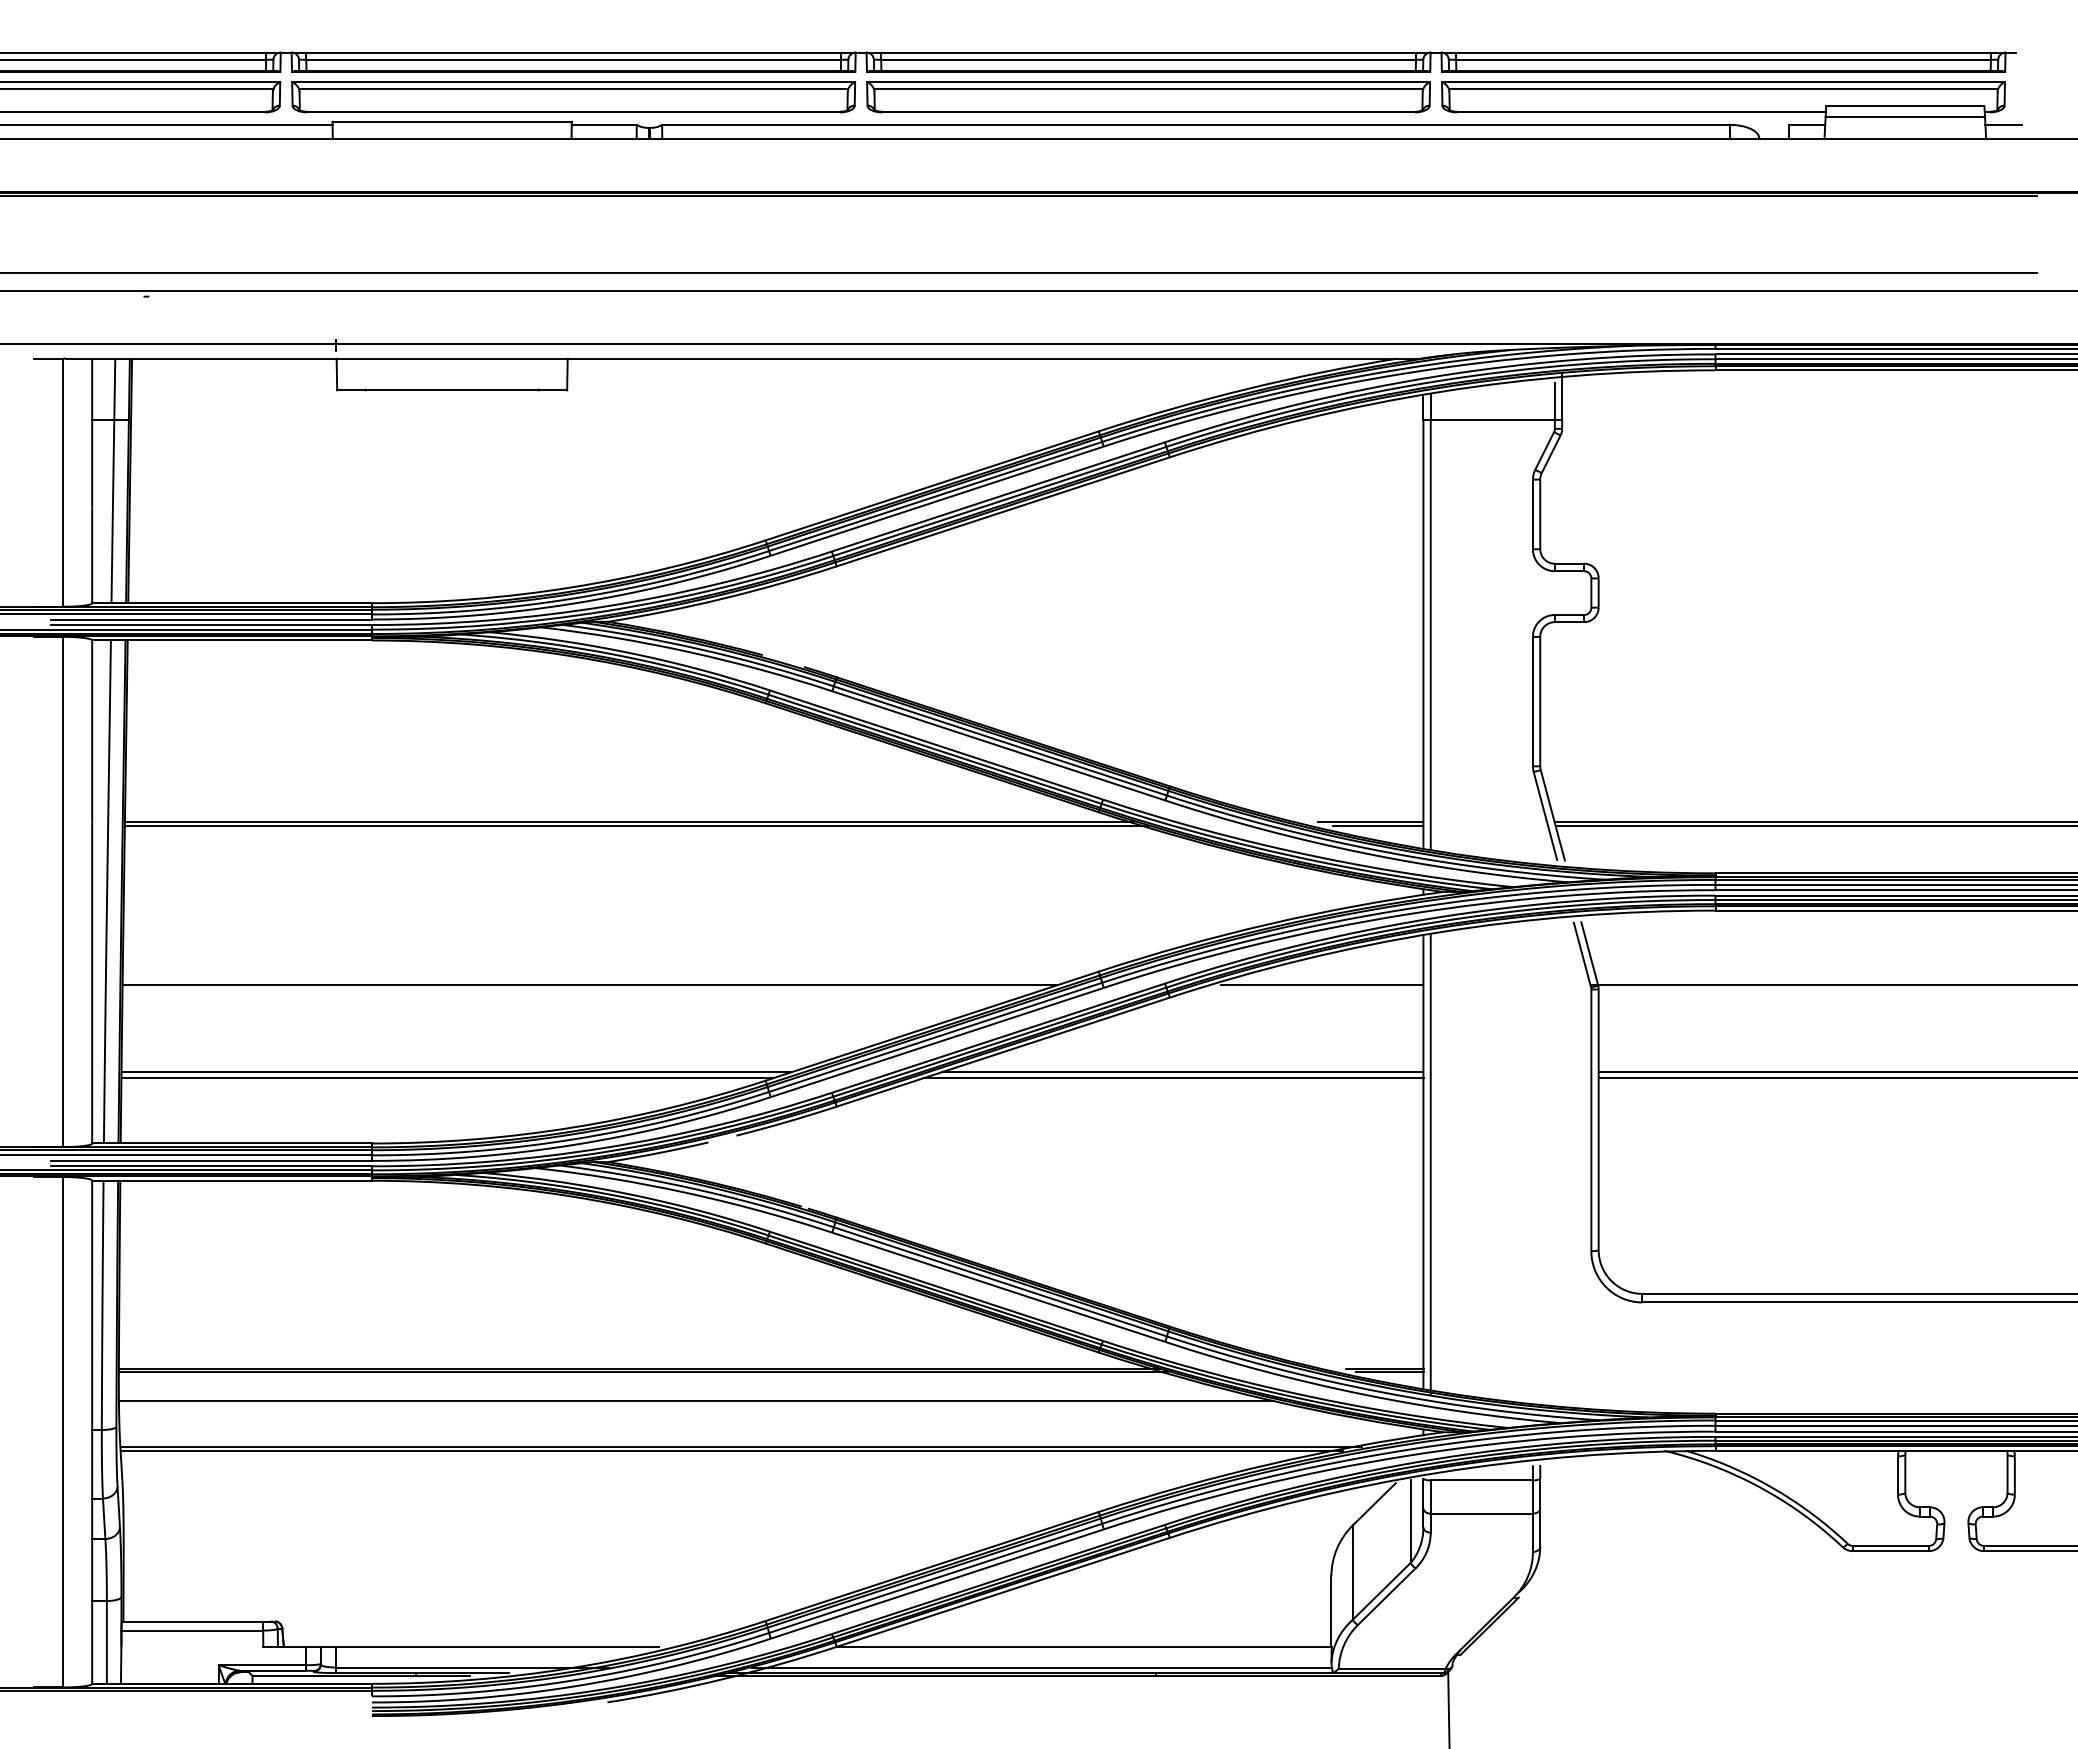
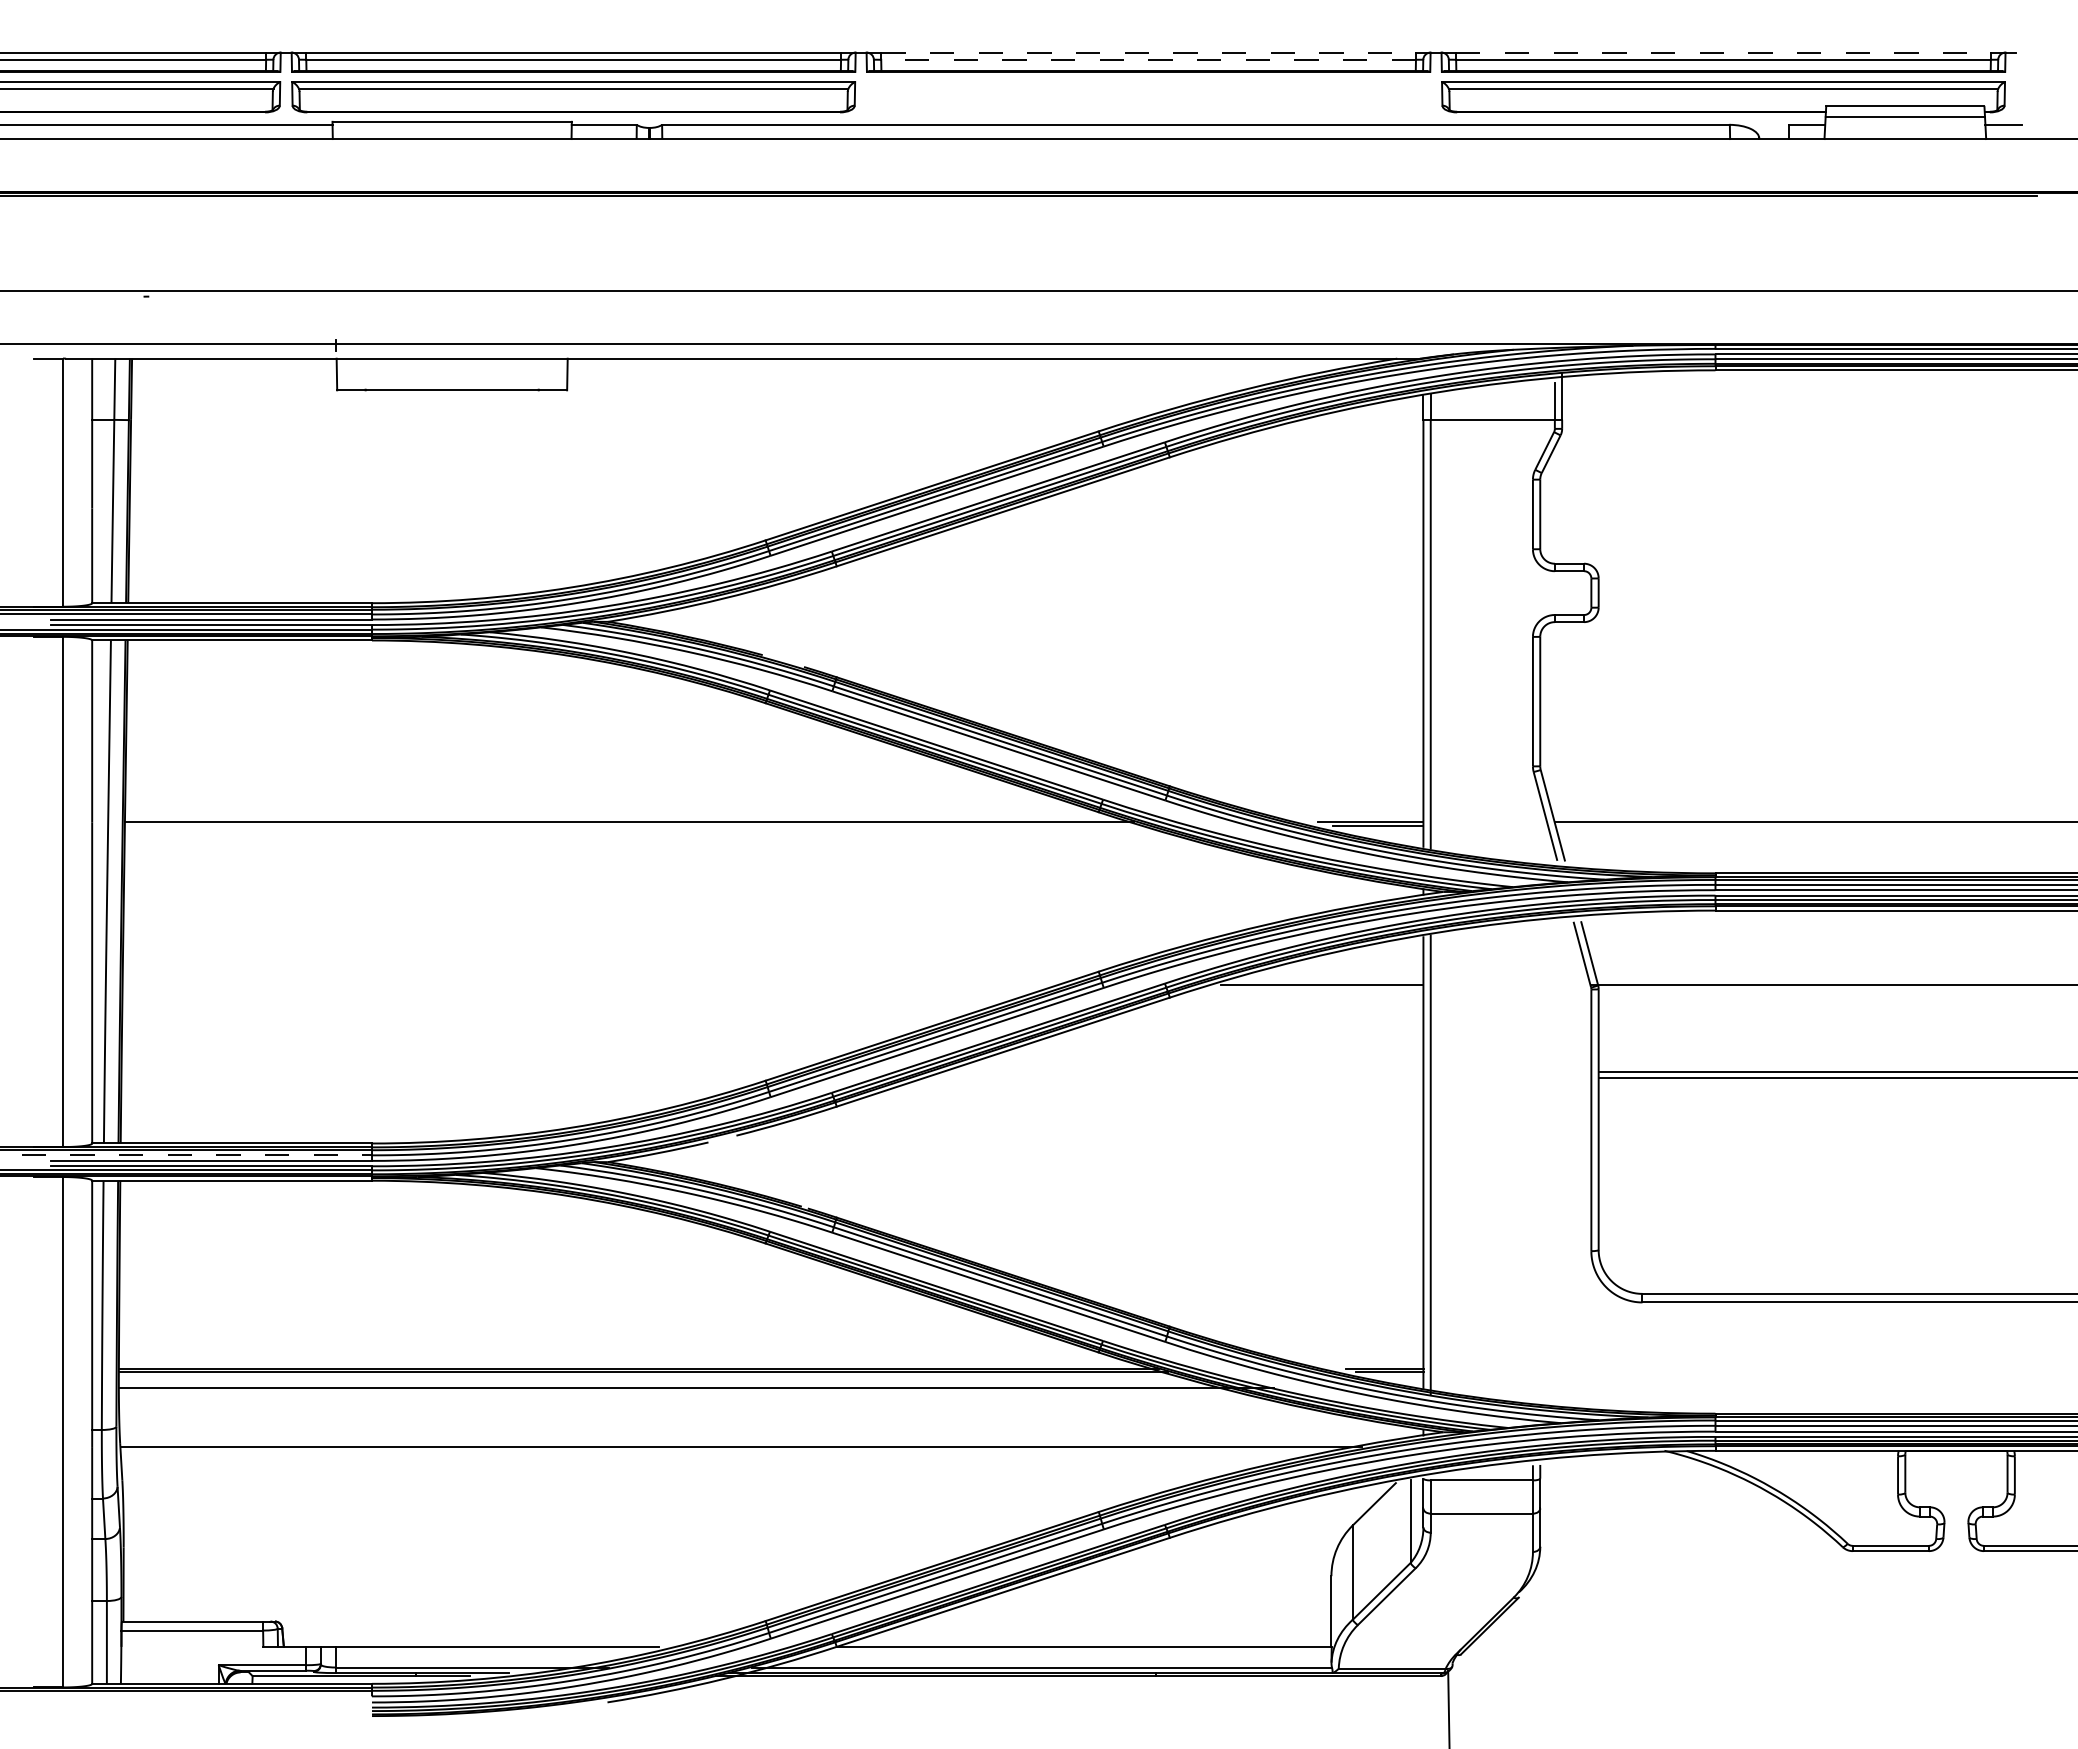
line: solid -> dashed (1149, 52)
line: solid -> dashed (1724, 52)
line: solid -> dashed (1148, 59)
part: present -> none (1148, 97)
line: present -> none (1019, 272)
line: present -> none (636, 825)
line: present -> none (1814, 825)
line: present -> none (589, 985)
line: present -> none (456, 1072)
line: present -> none (1182, 1072)
line: present -> none (447, 1078)
line: present -> none (1173, 1078)
line: solid -> dashed (186, 1155)
line position: (696, 1401) -> (696, 1388) (696, 1388)
line: present -> none (731, 1450)
